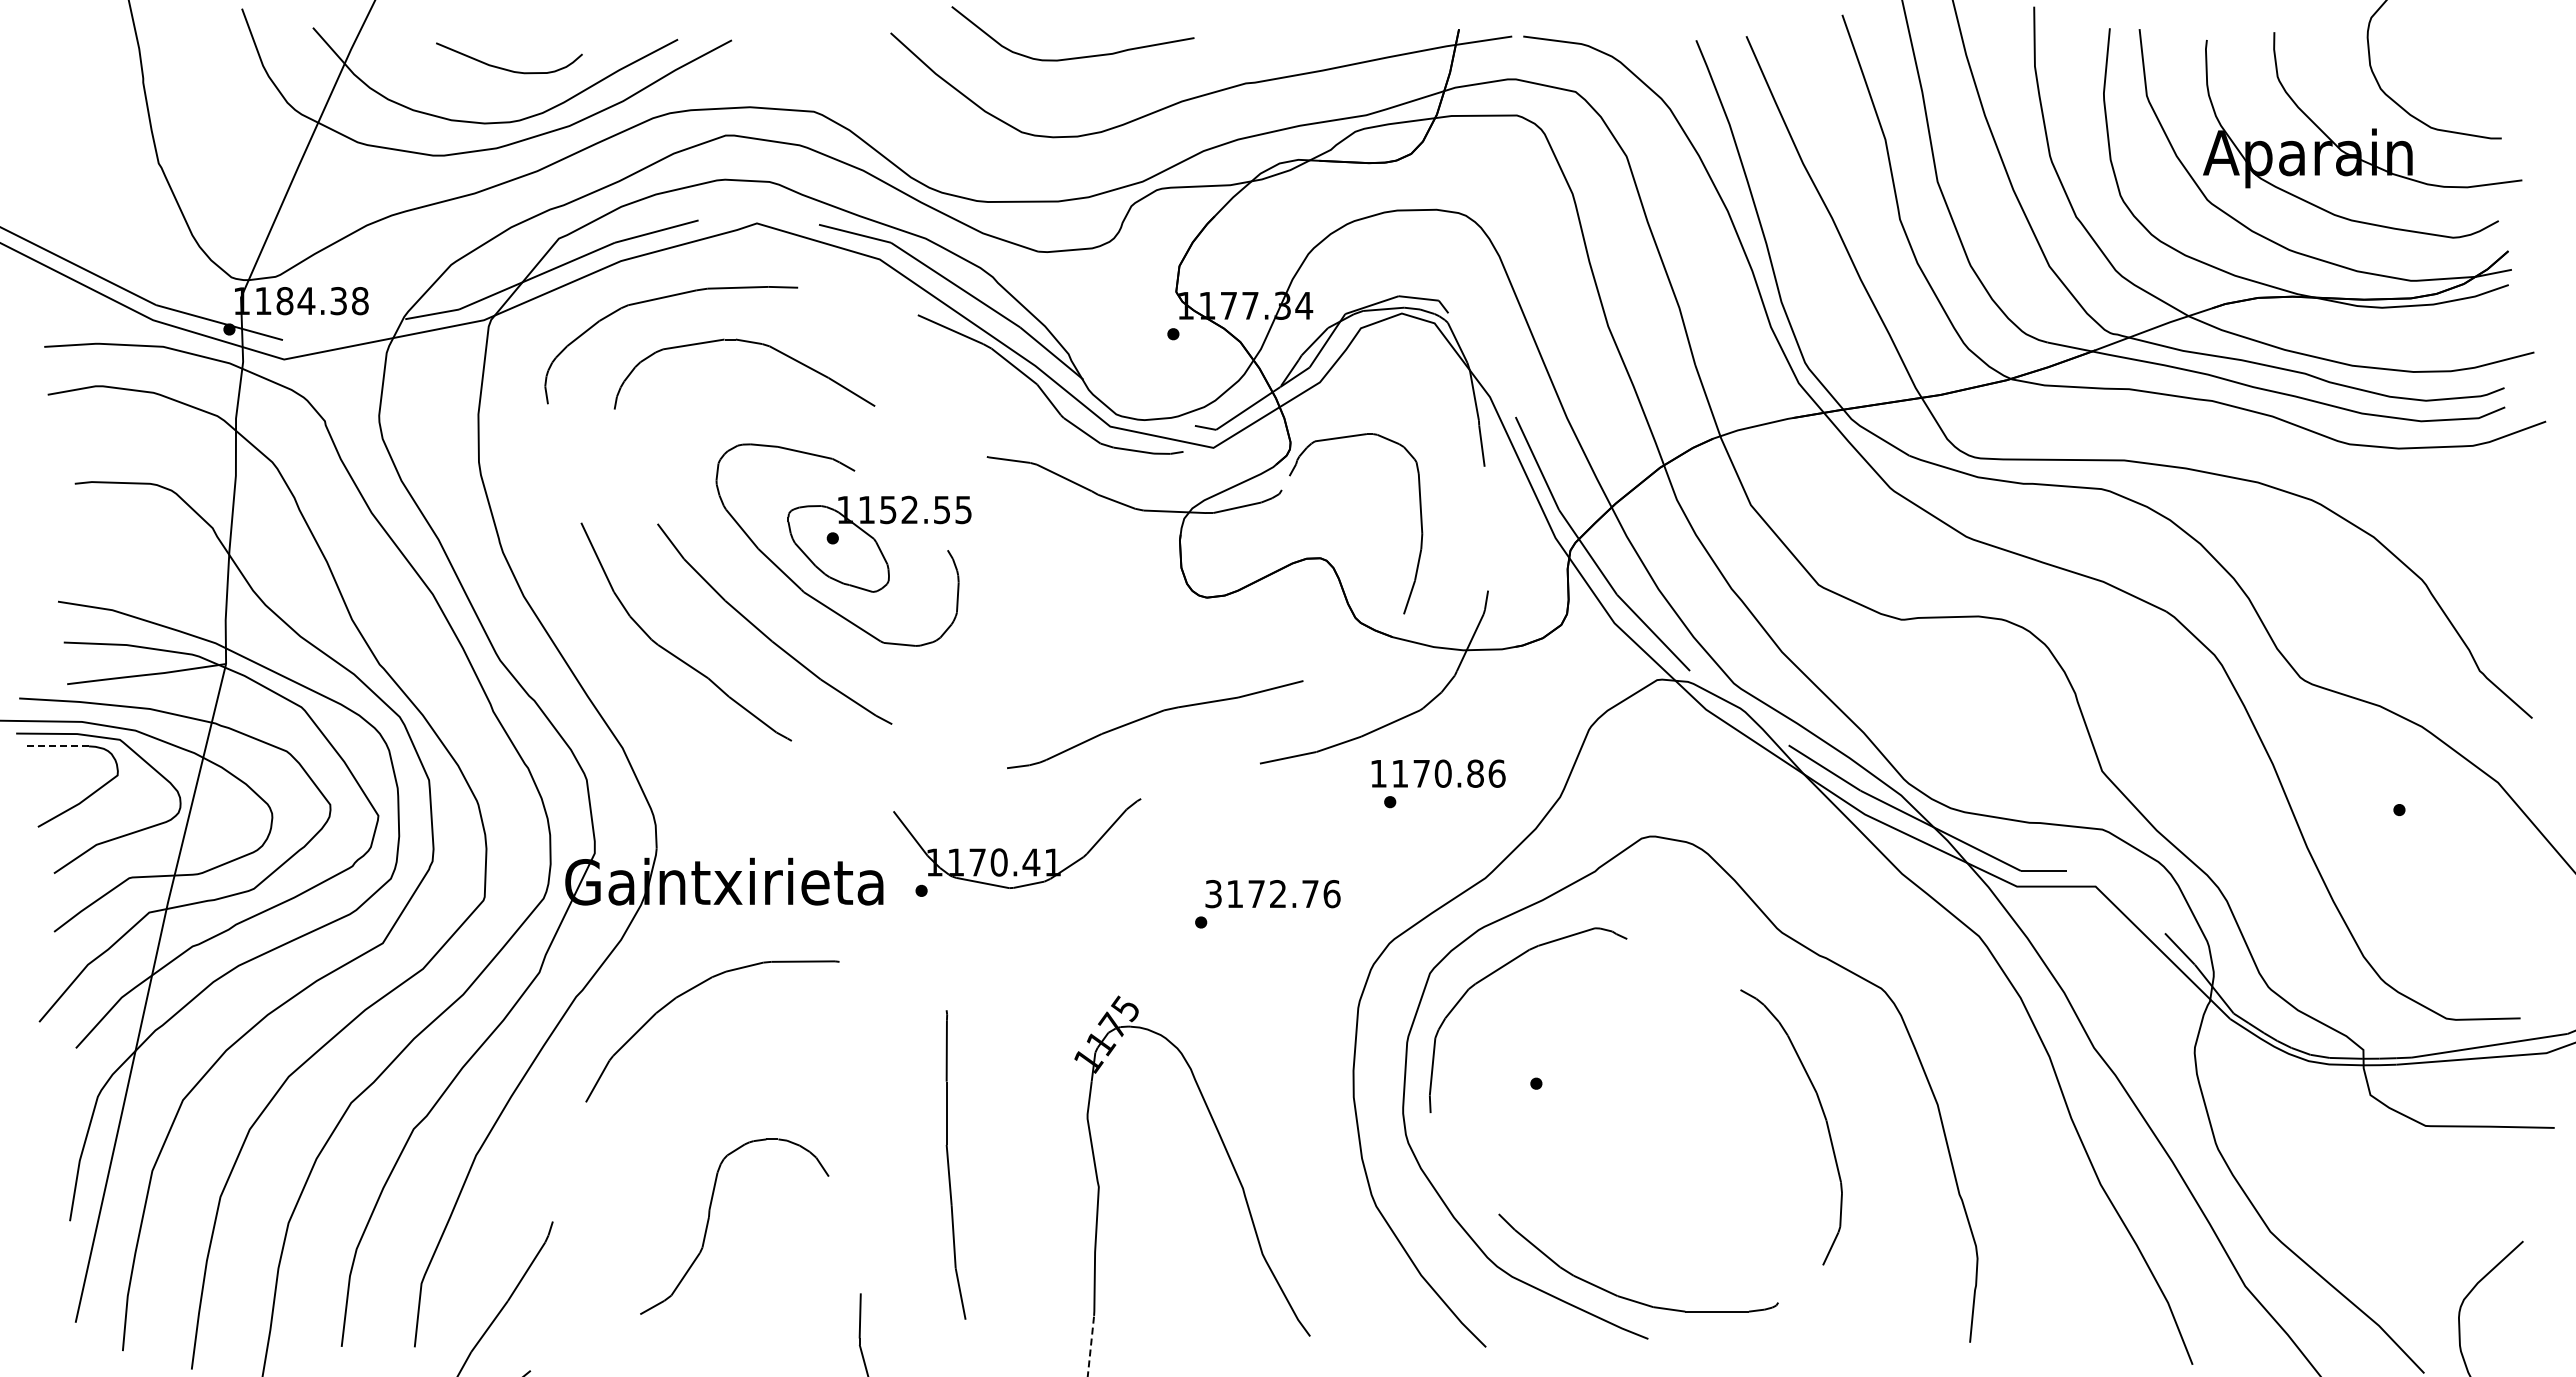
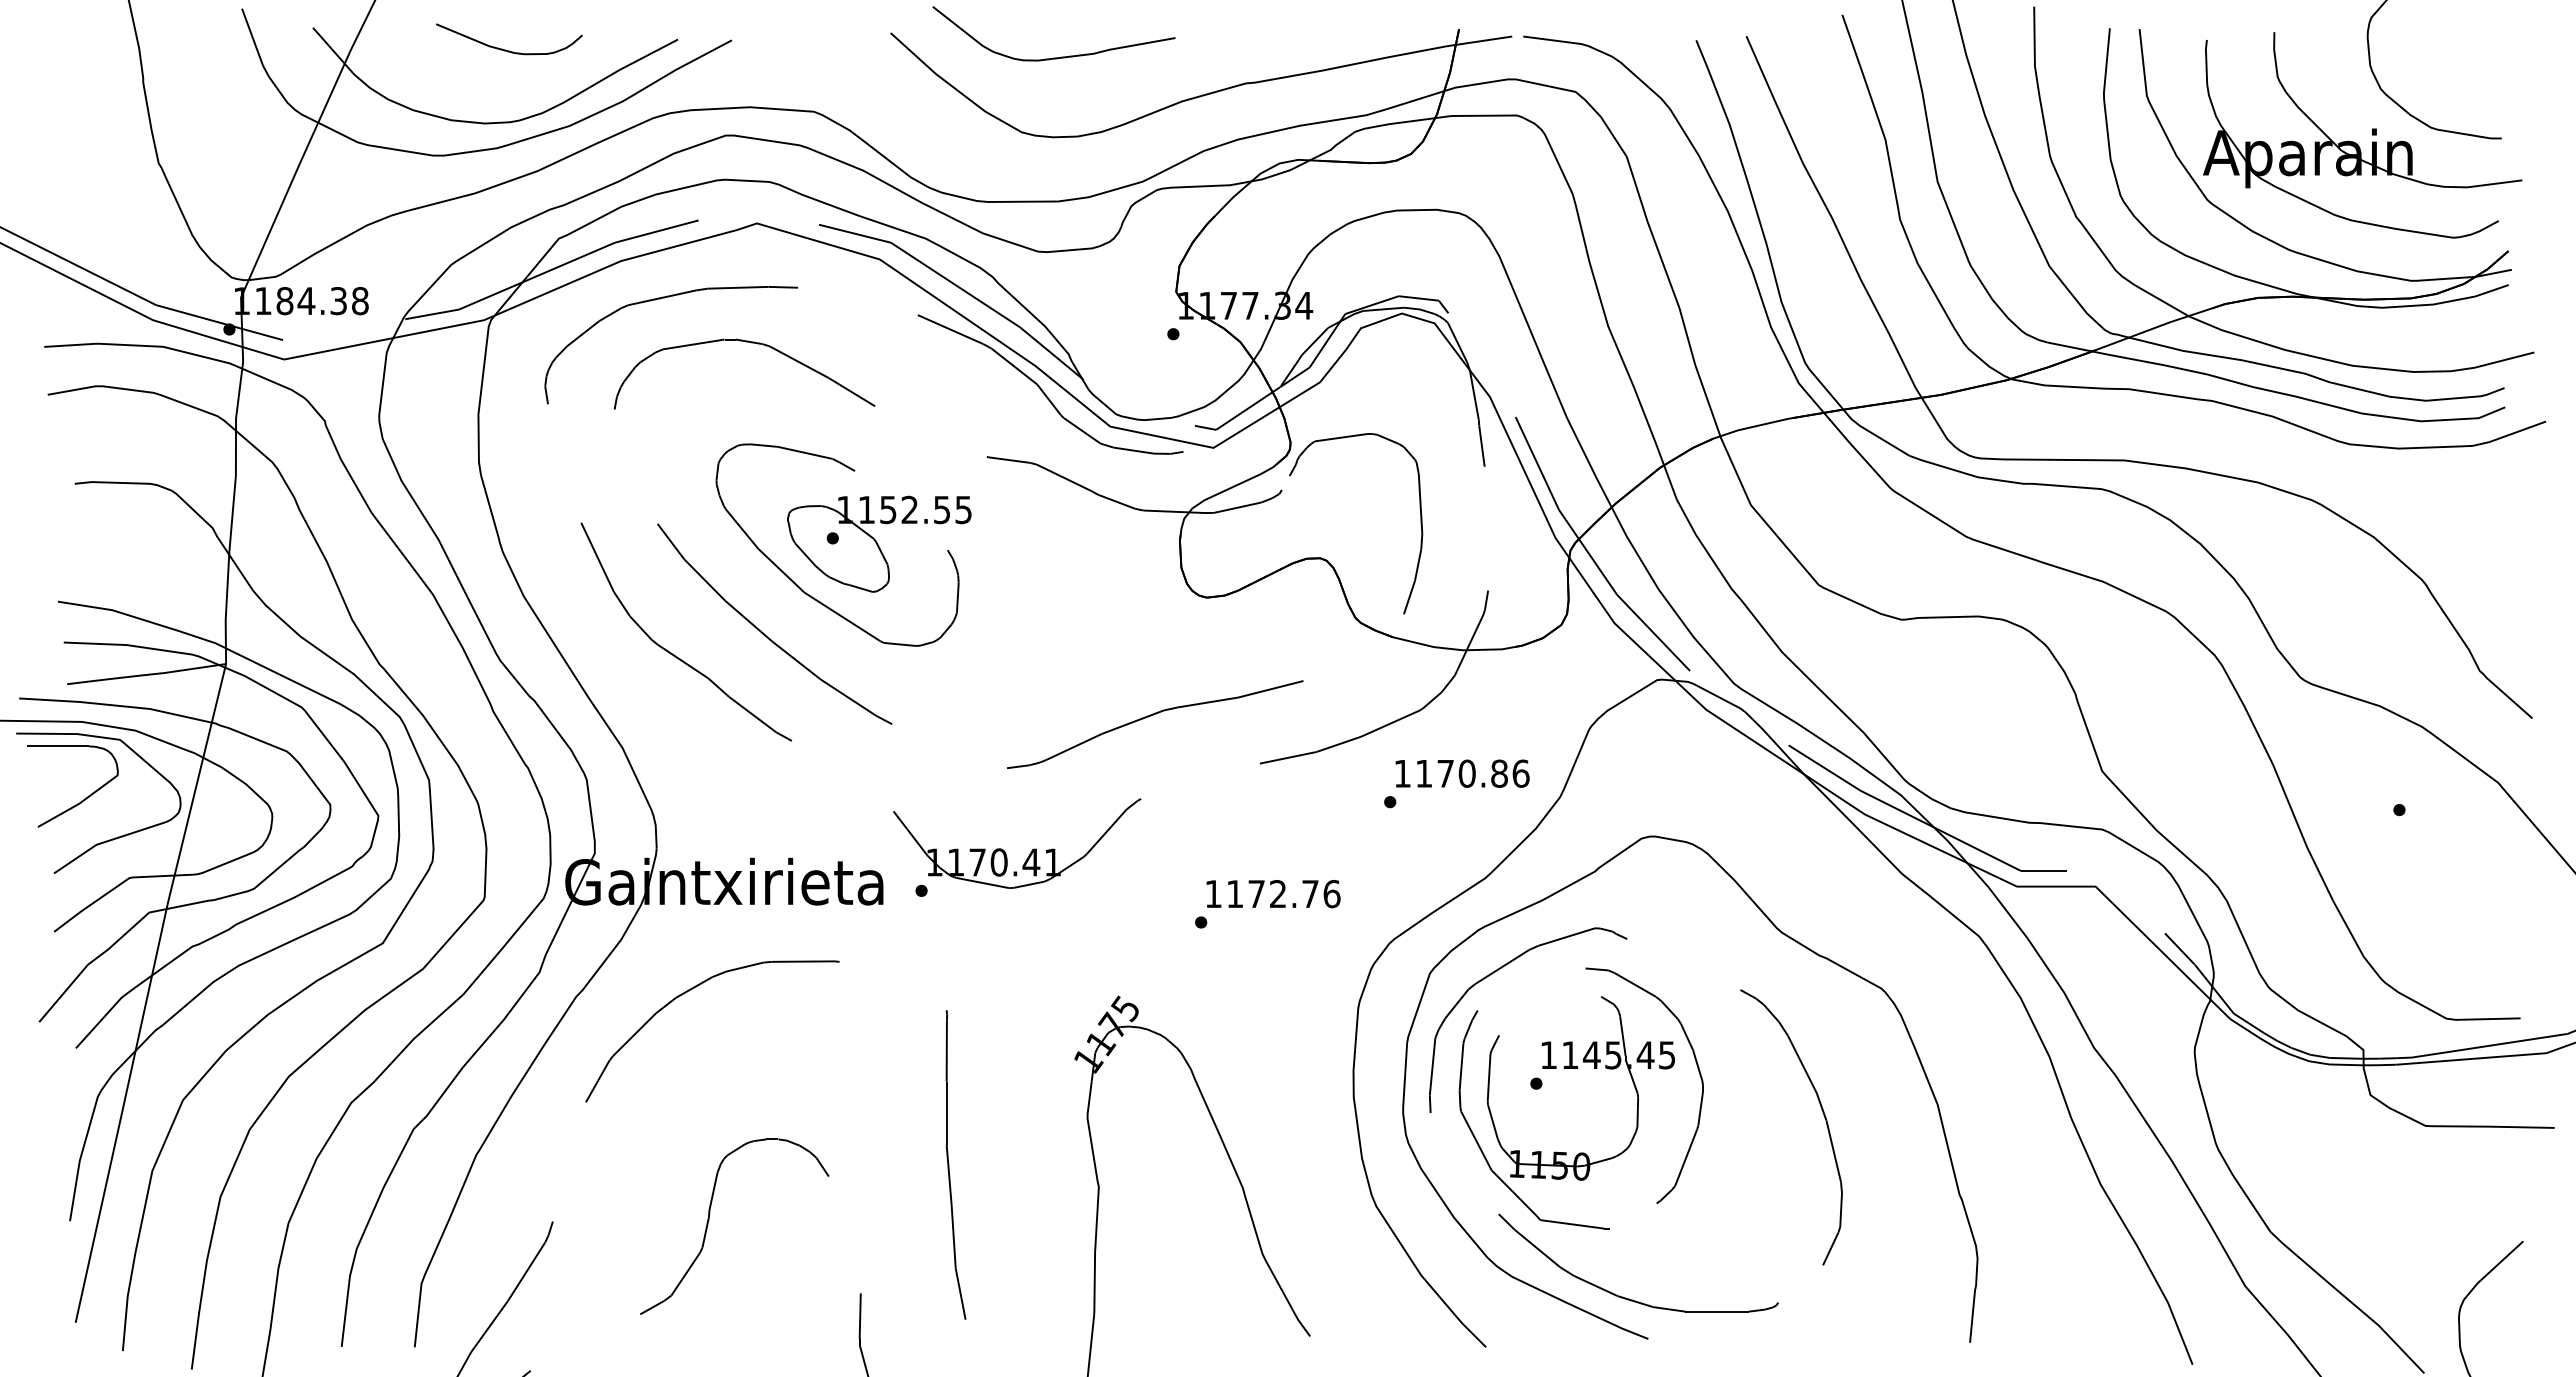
curve position: (1072, 57) -> (1053, 57) (1053, 57)
curve position: (505, 68) -> (505, 49) (505, 49)
line: dashed -> solid (58, 746)
text position: (1438, 773) -> (1462, 773) (1462, 773)
text: 3172.76 -> 1172.76 (1213, 894)
part: none -> present (1577, 1068)
line: dashed -> solid (1091, 1345)
